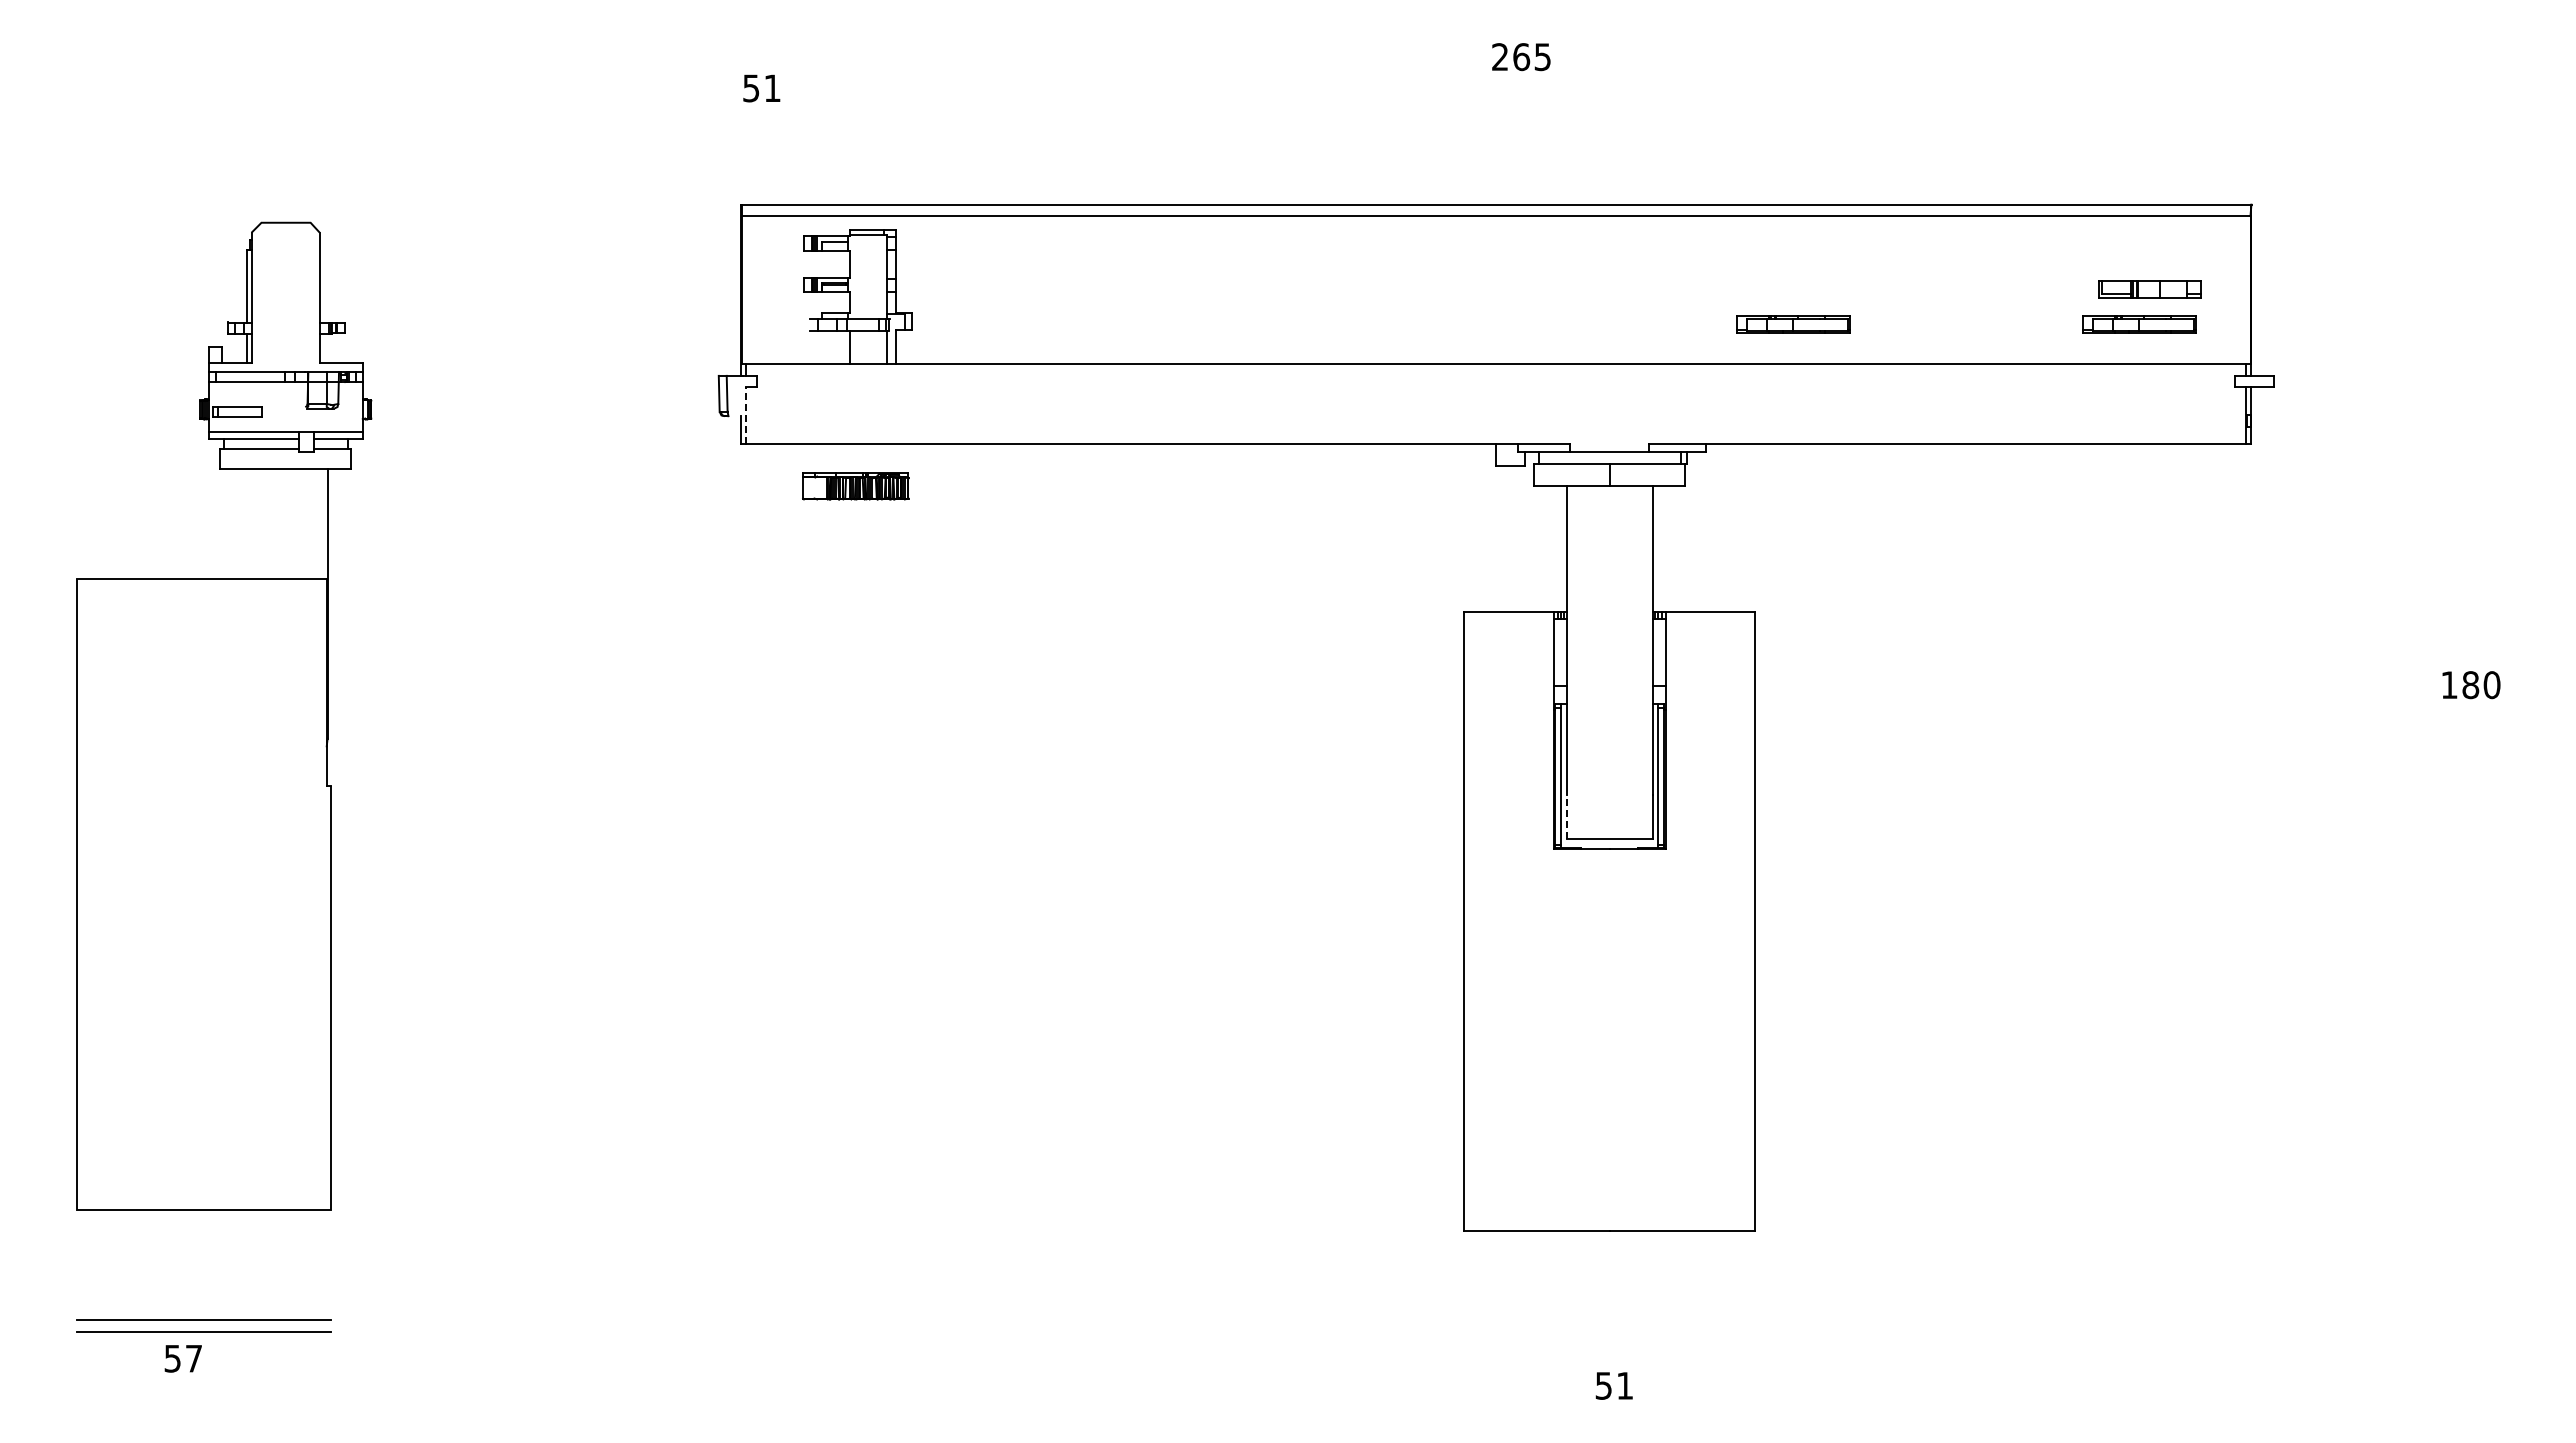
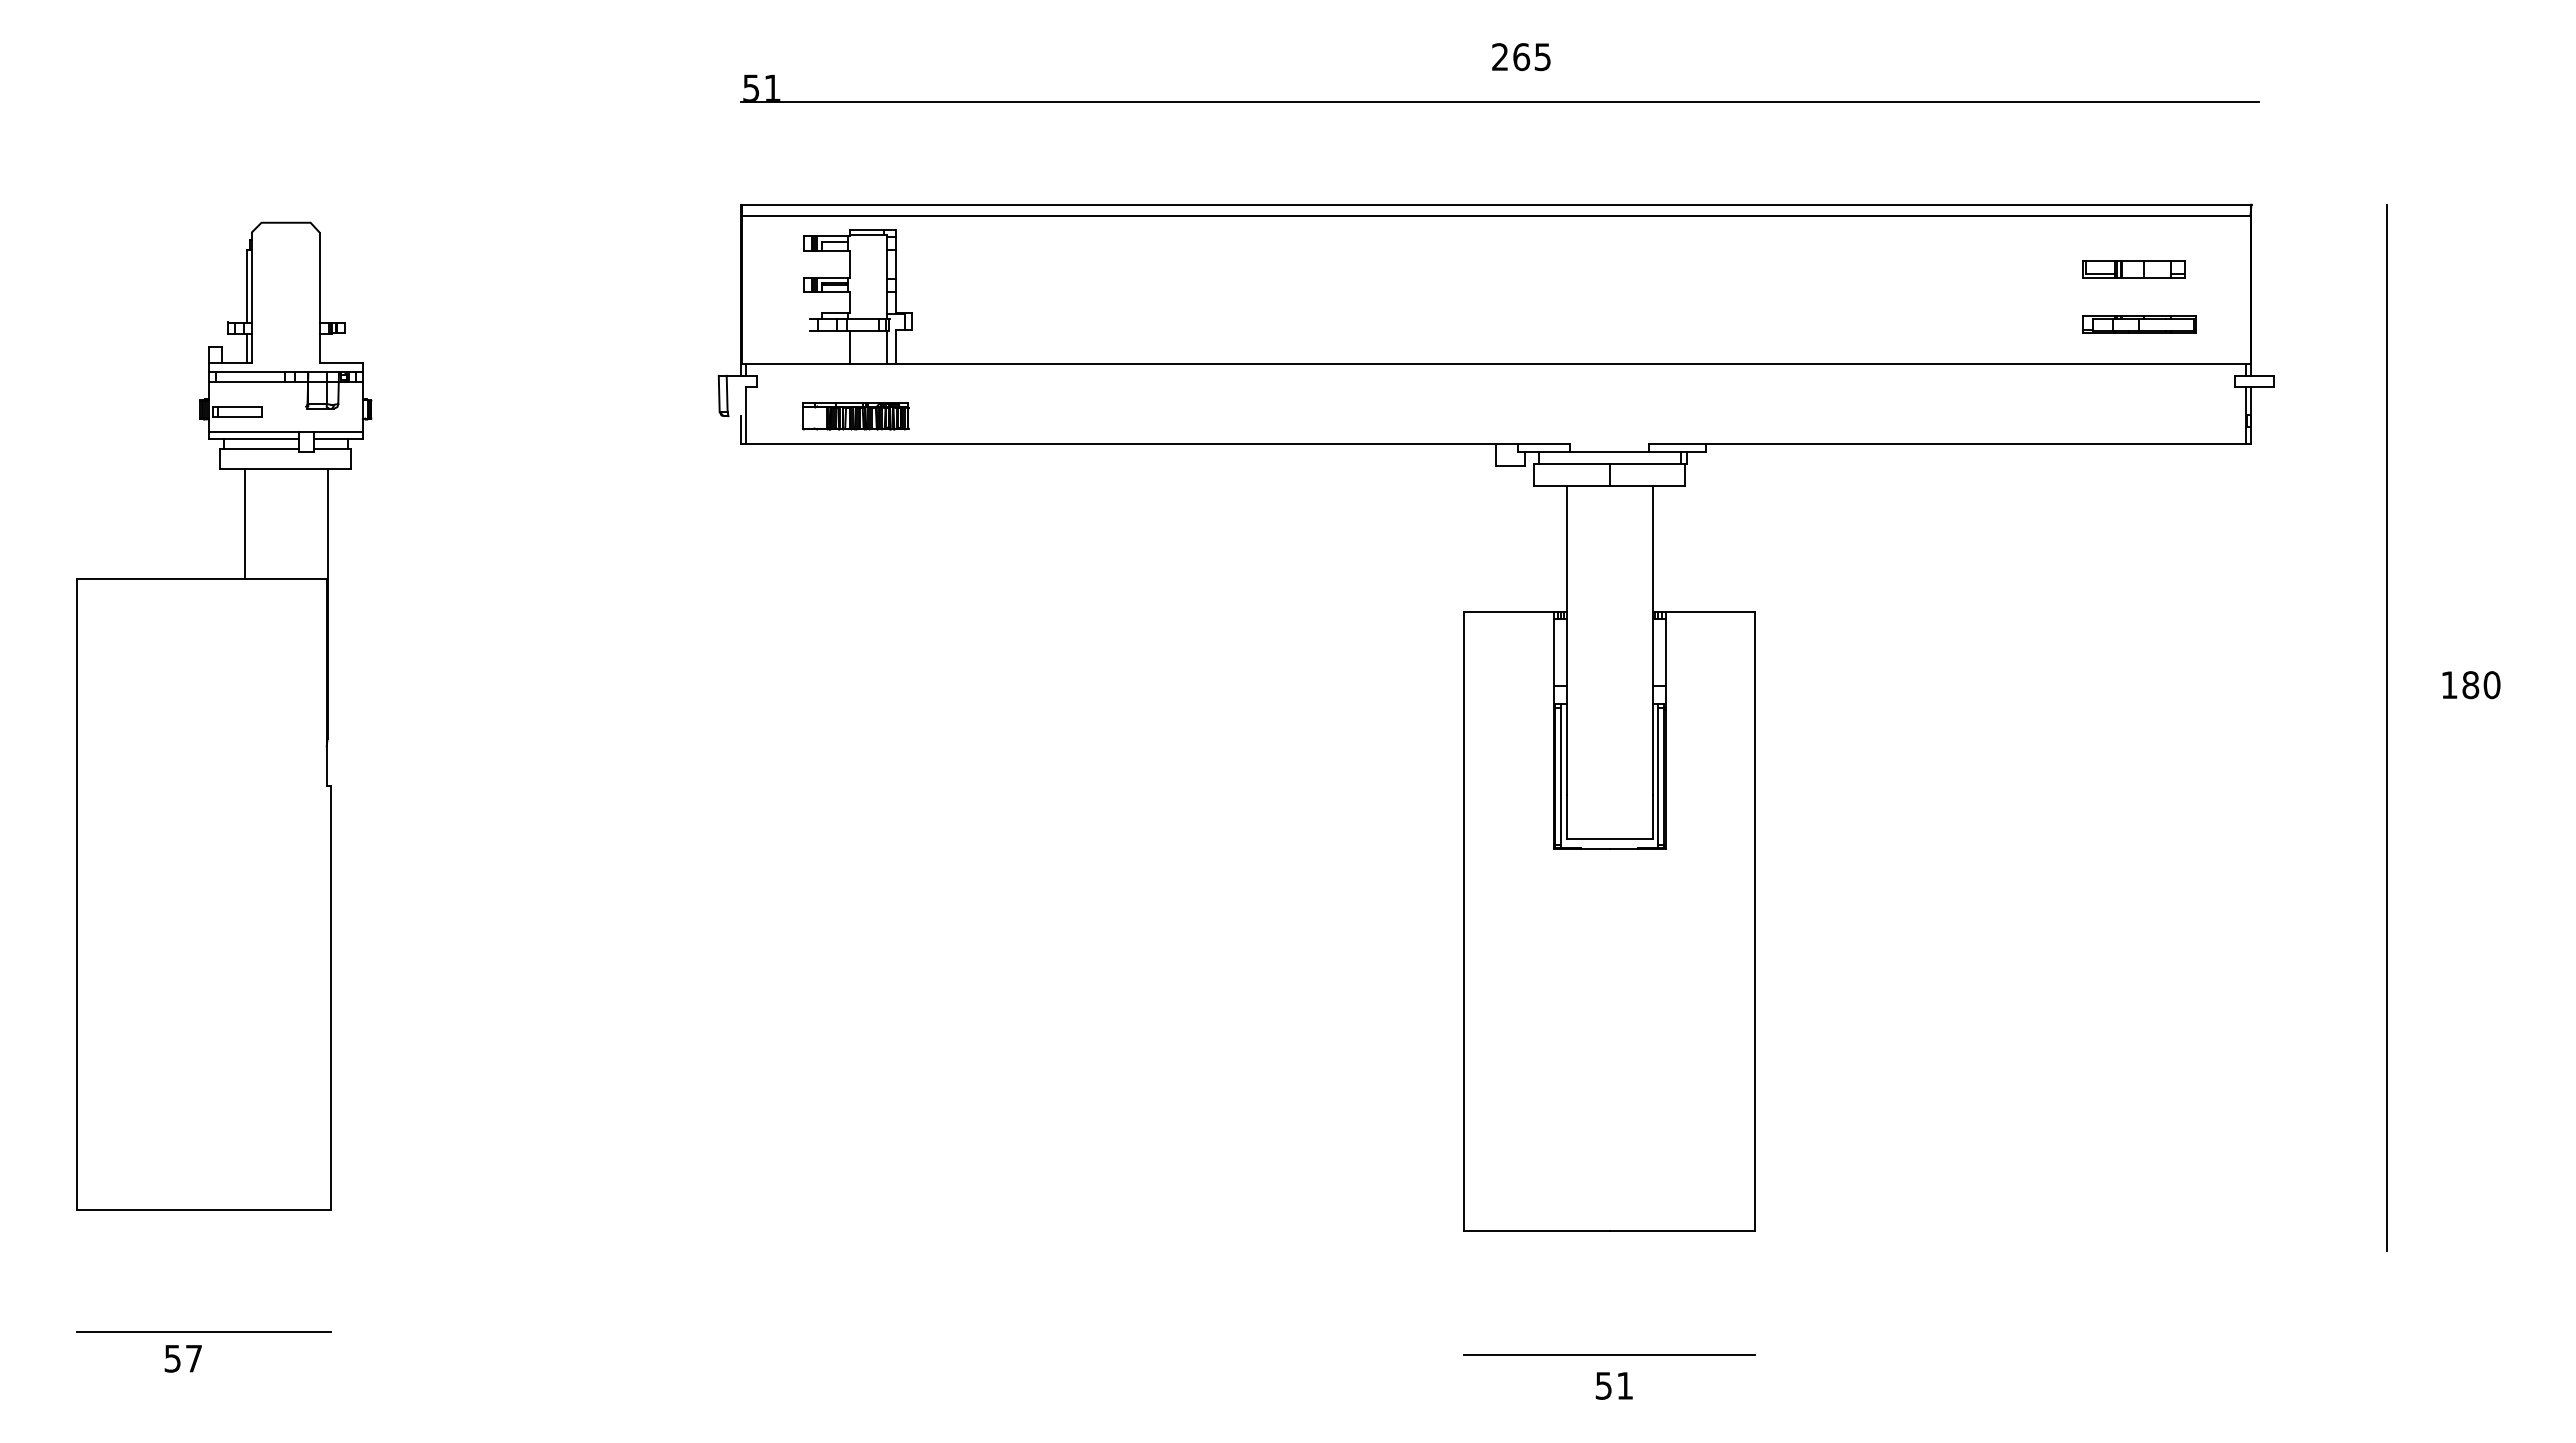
line: none -> present (1499, 101)
part position: (2149, 289) -> (2133, 269) (2133, 269)
part: present -> none (1793, 324)
line: dashed -> solid (746, 415)
part position: (855, 486) -> (855, 416) (855, 416)
line: none -> present (244, 524)
line: none -> present (2387, 727)
line: dashed -> solid (1566, 816)
line: present -> none (203, 1319)
line: none -> present (1609, 1355)
